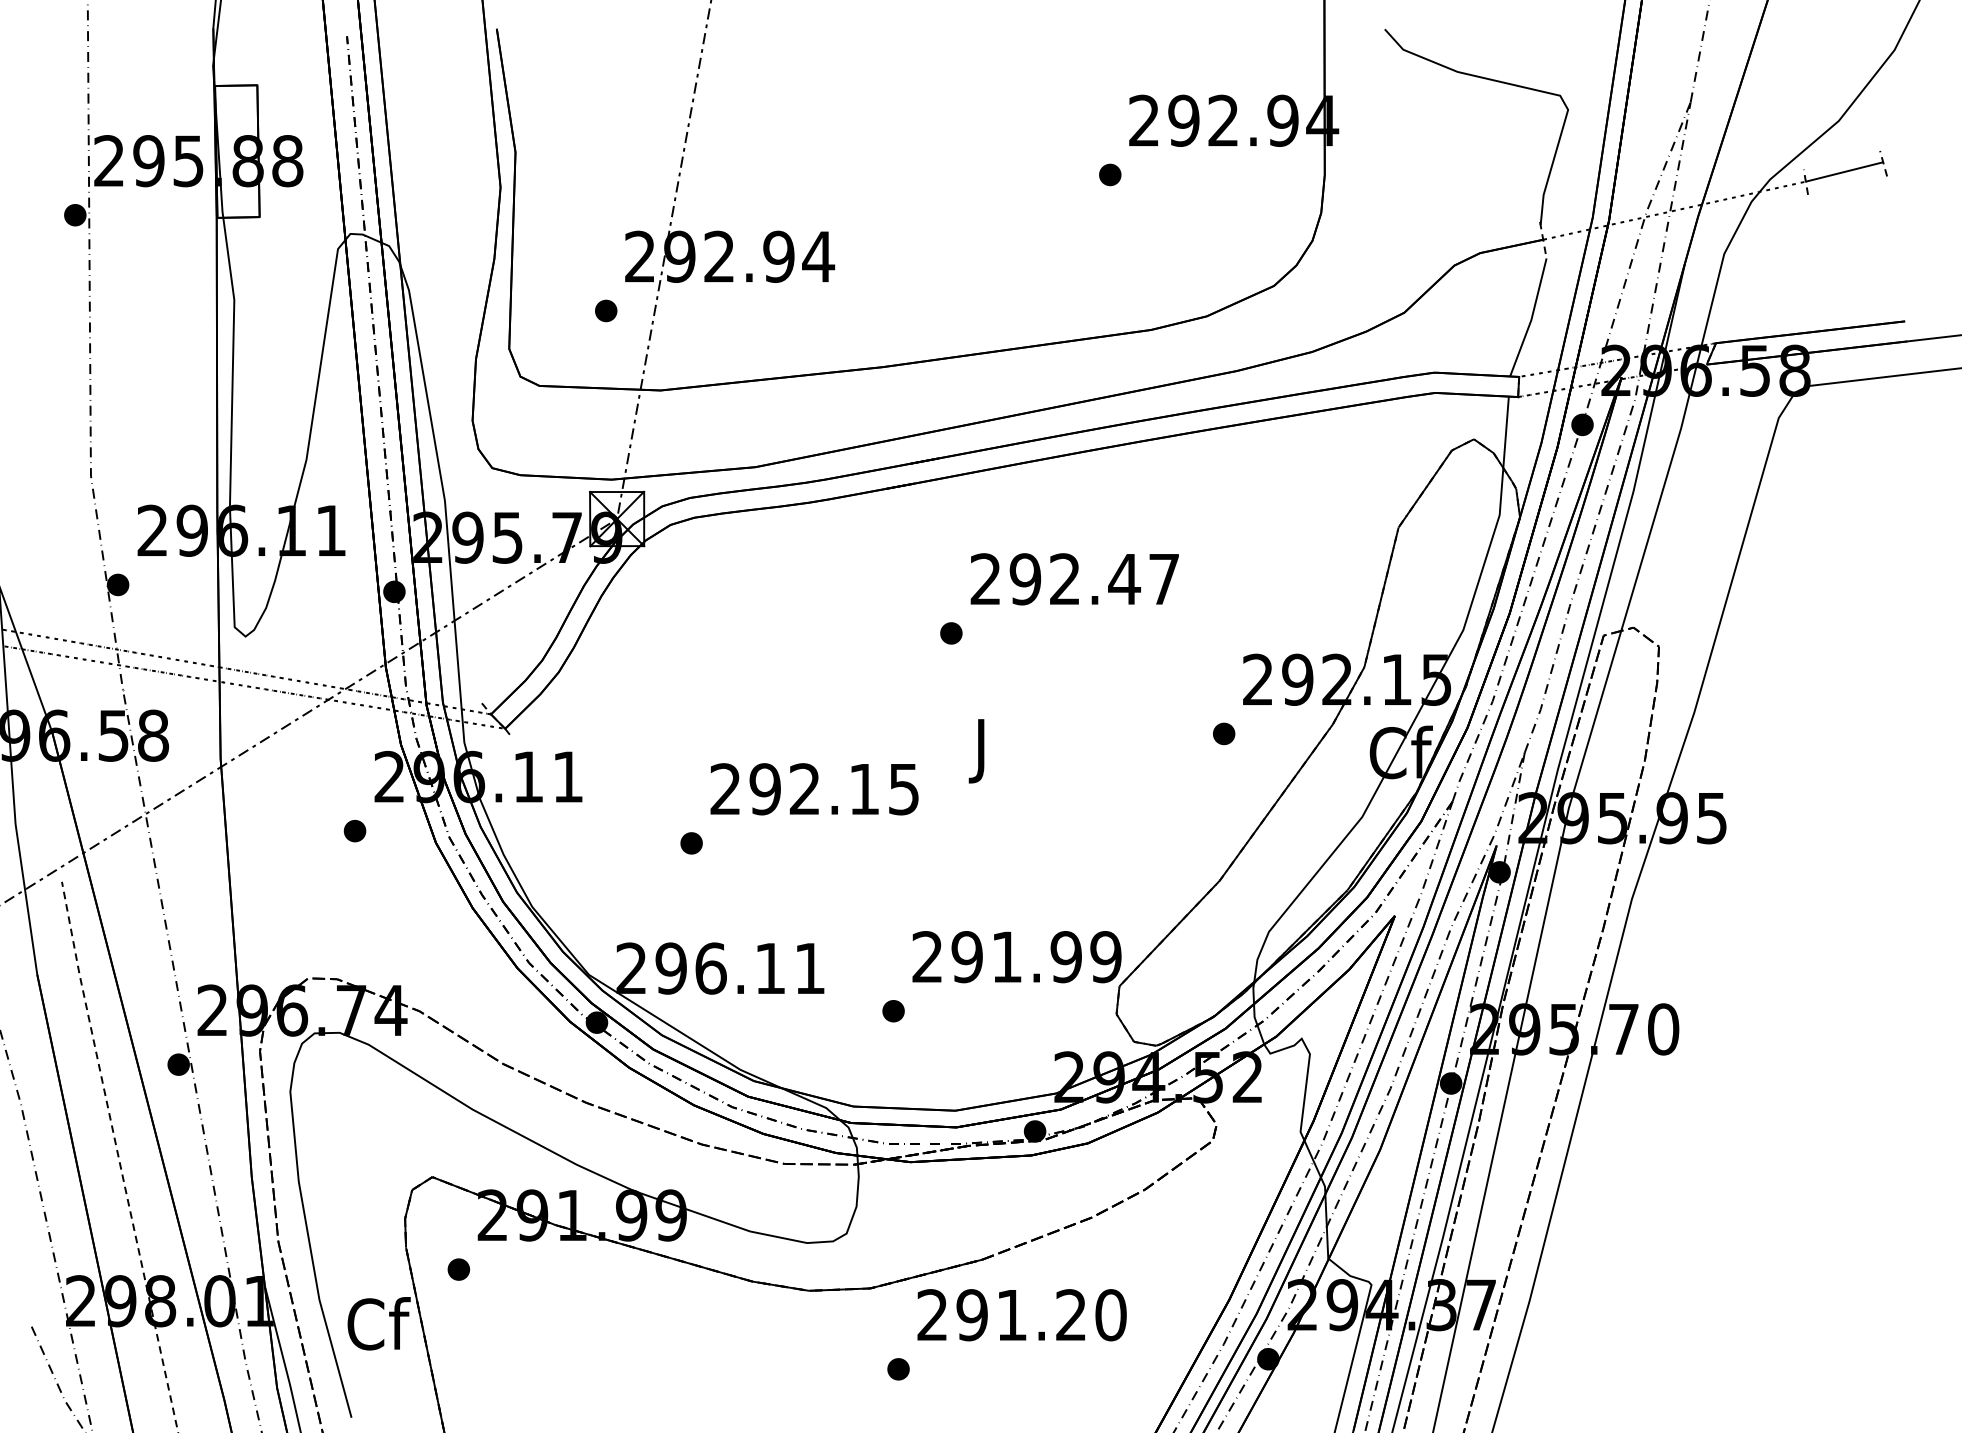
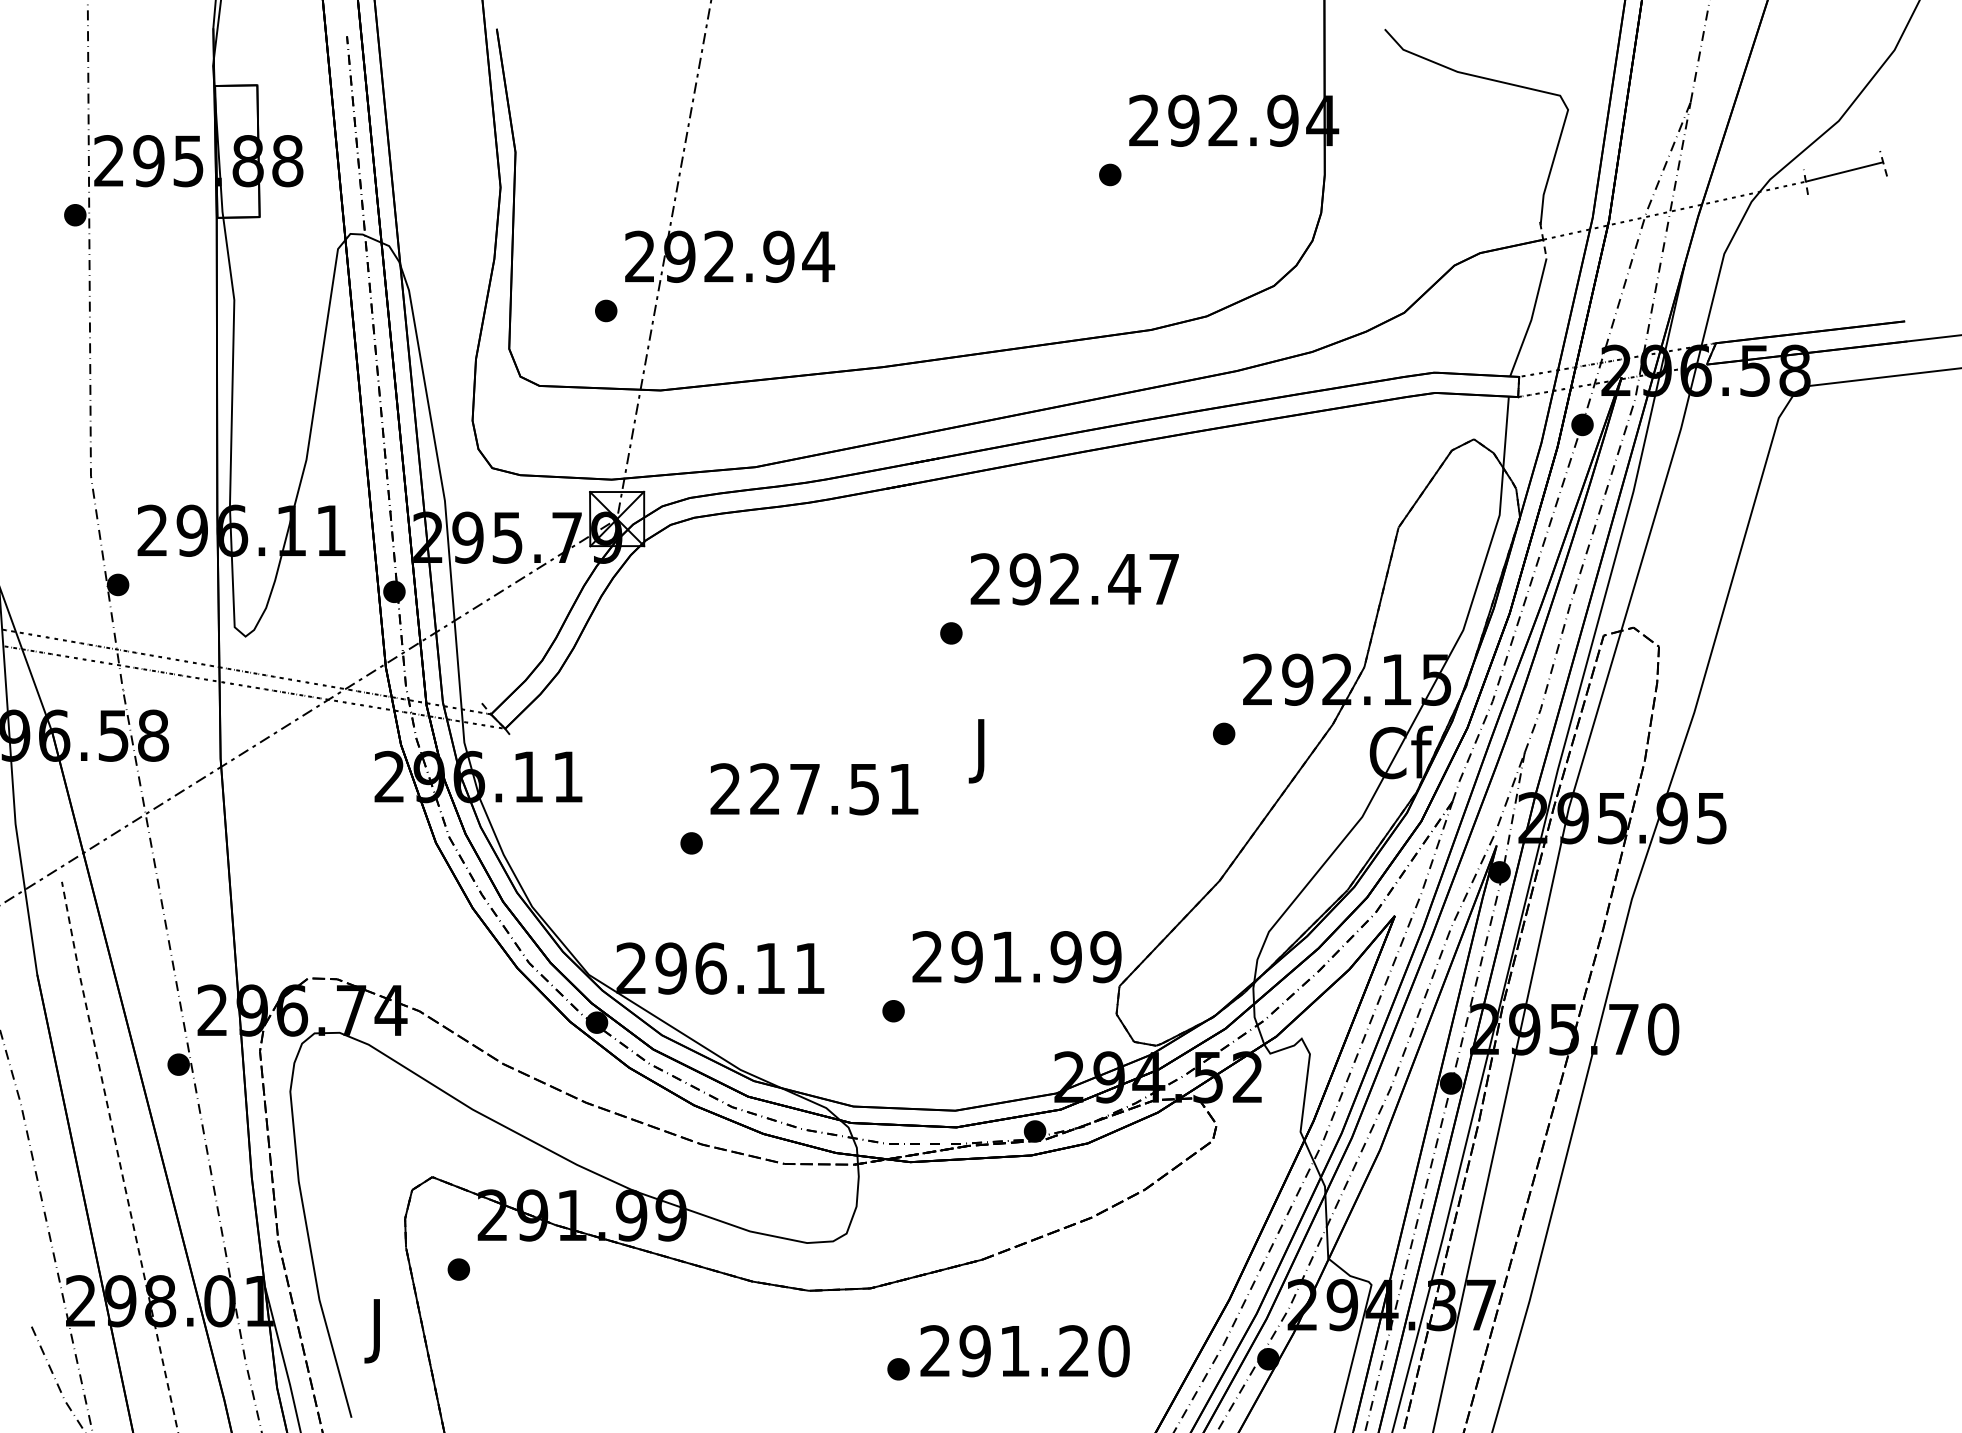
text: 292.15 -> 227.51 (833, 789)
part: present -> none (354, 831)
text position: (1021, 1315) -> (1024, 1351) (1024, 1351)
text: Cf -> J (378, 1330)
